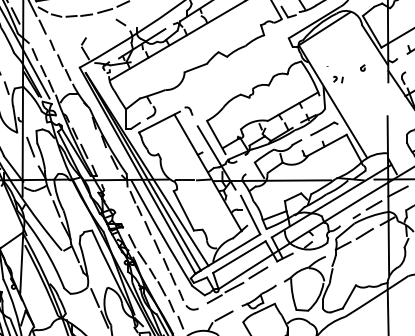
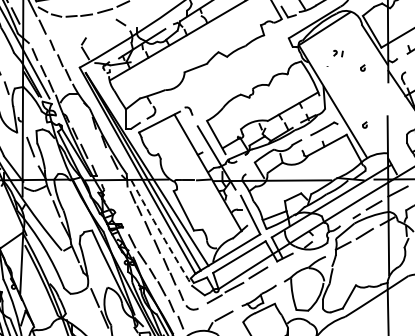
part position: (338, 79) -> (338, 53) (338, 53)
part: none -> present (364, 124)
arc: solid -> dashed (161, 233)
